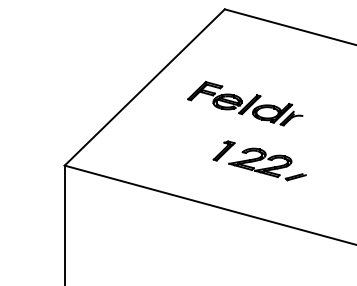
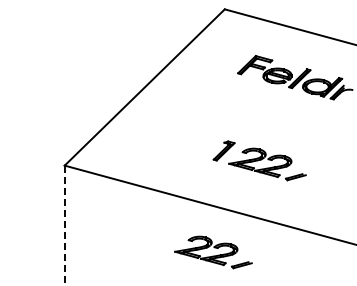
part position: (245, 103) -> (295, 77) (295, 77)
line: solid -> dashed (64, 225)
part: none -> present (213, 252)
